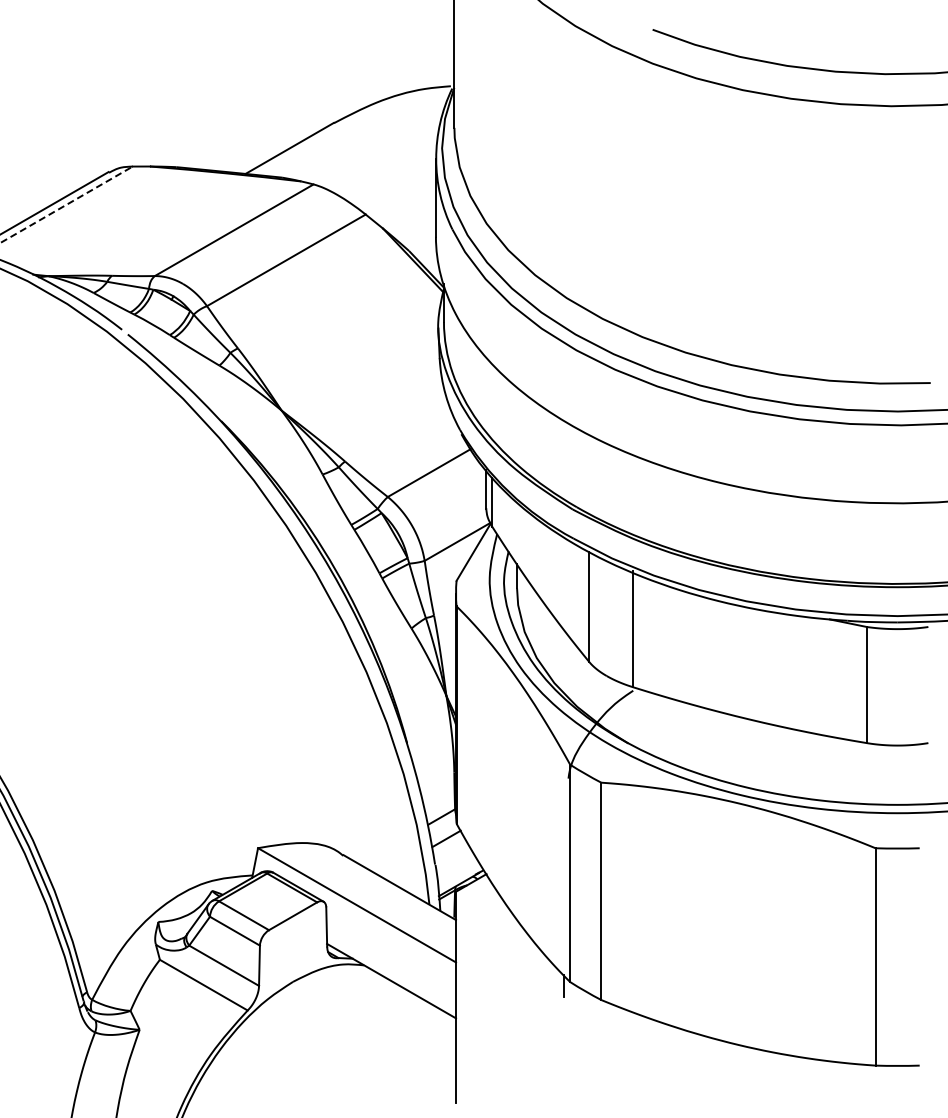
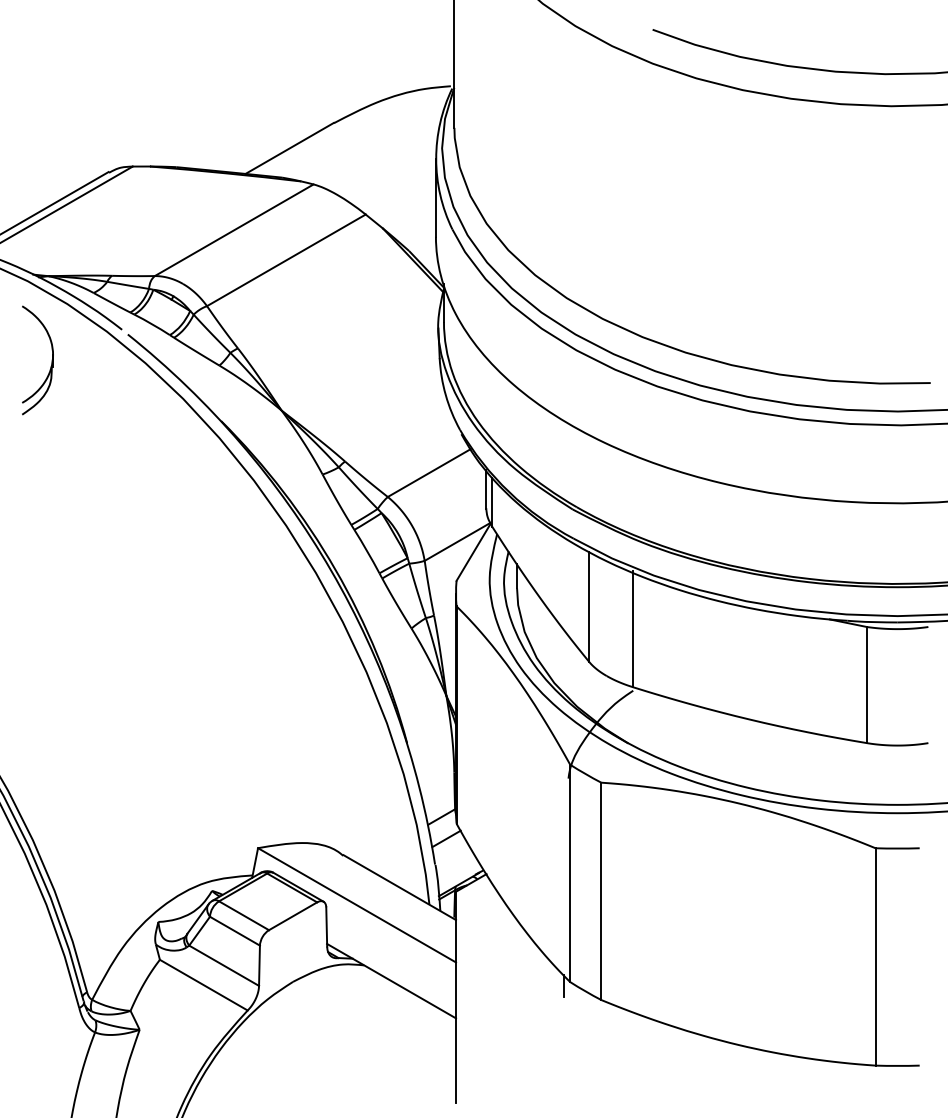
line: dashed -> solid (66, 204)
part: none -> present (51, 360)
